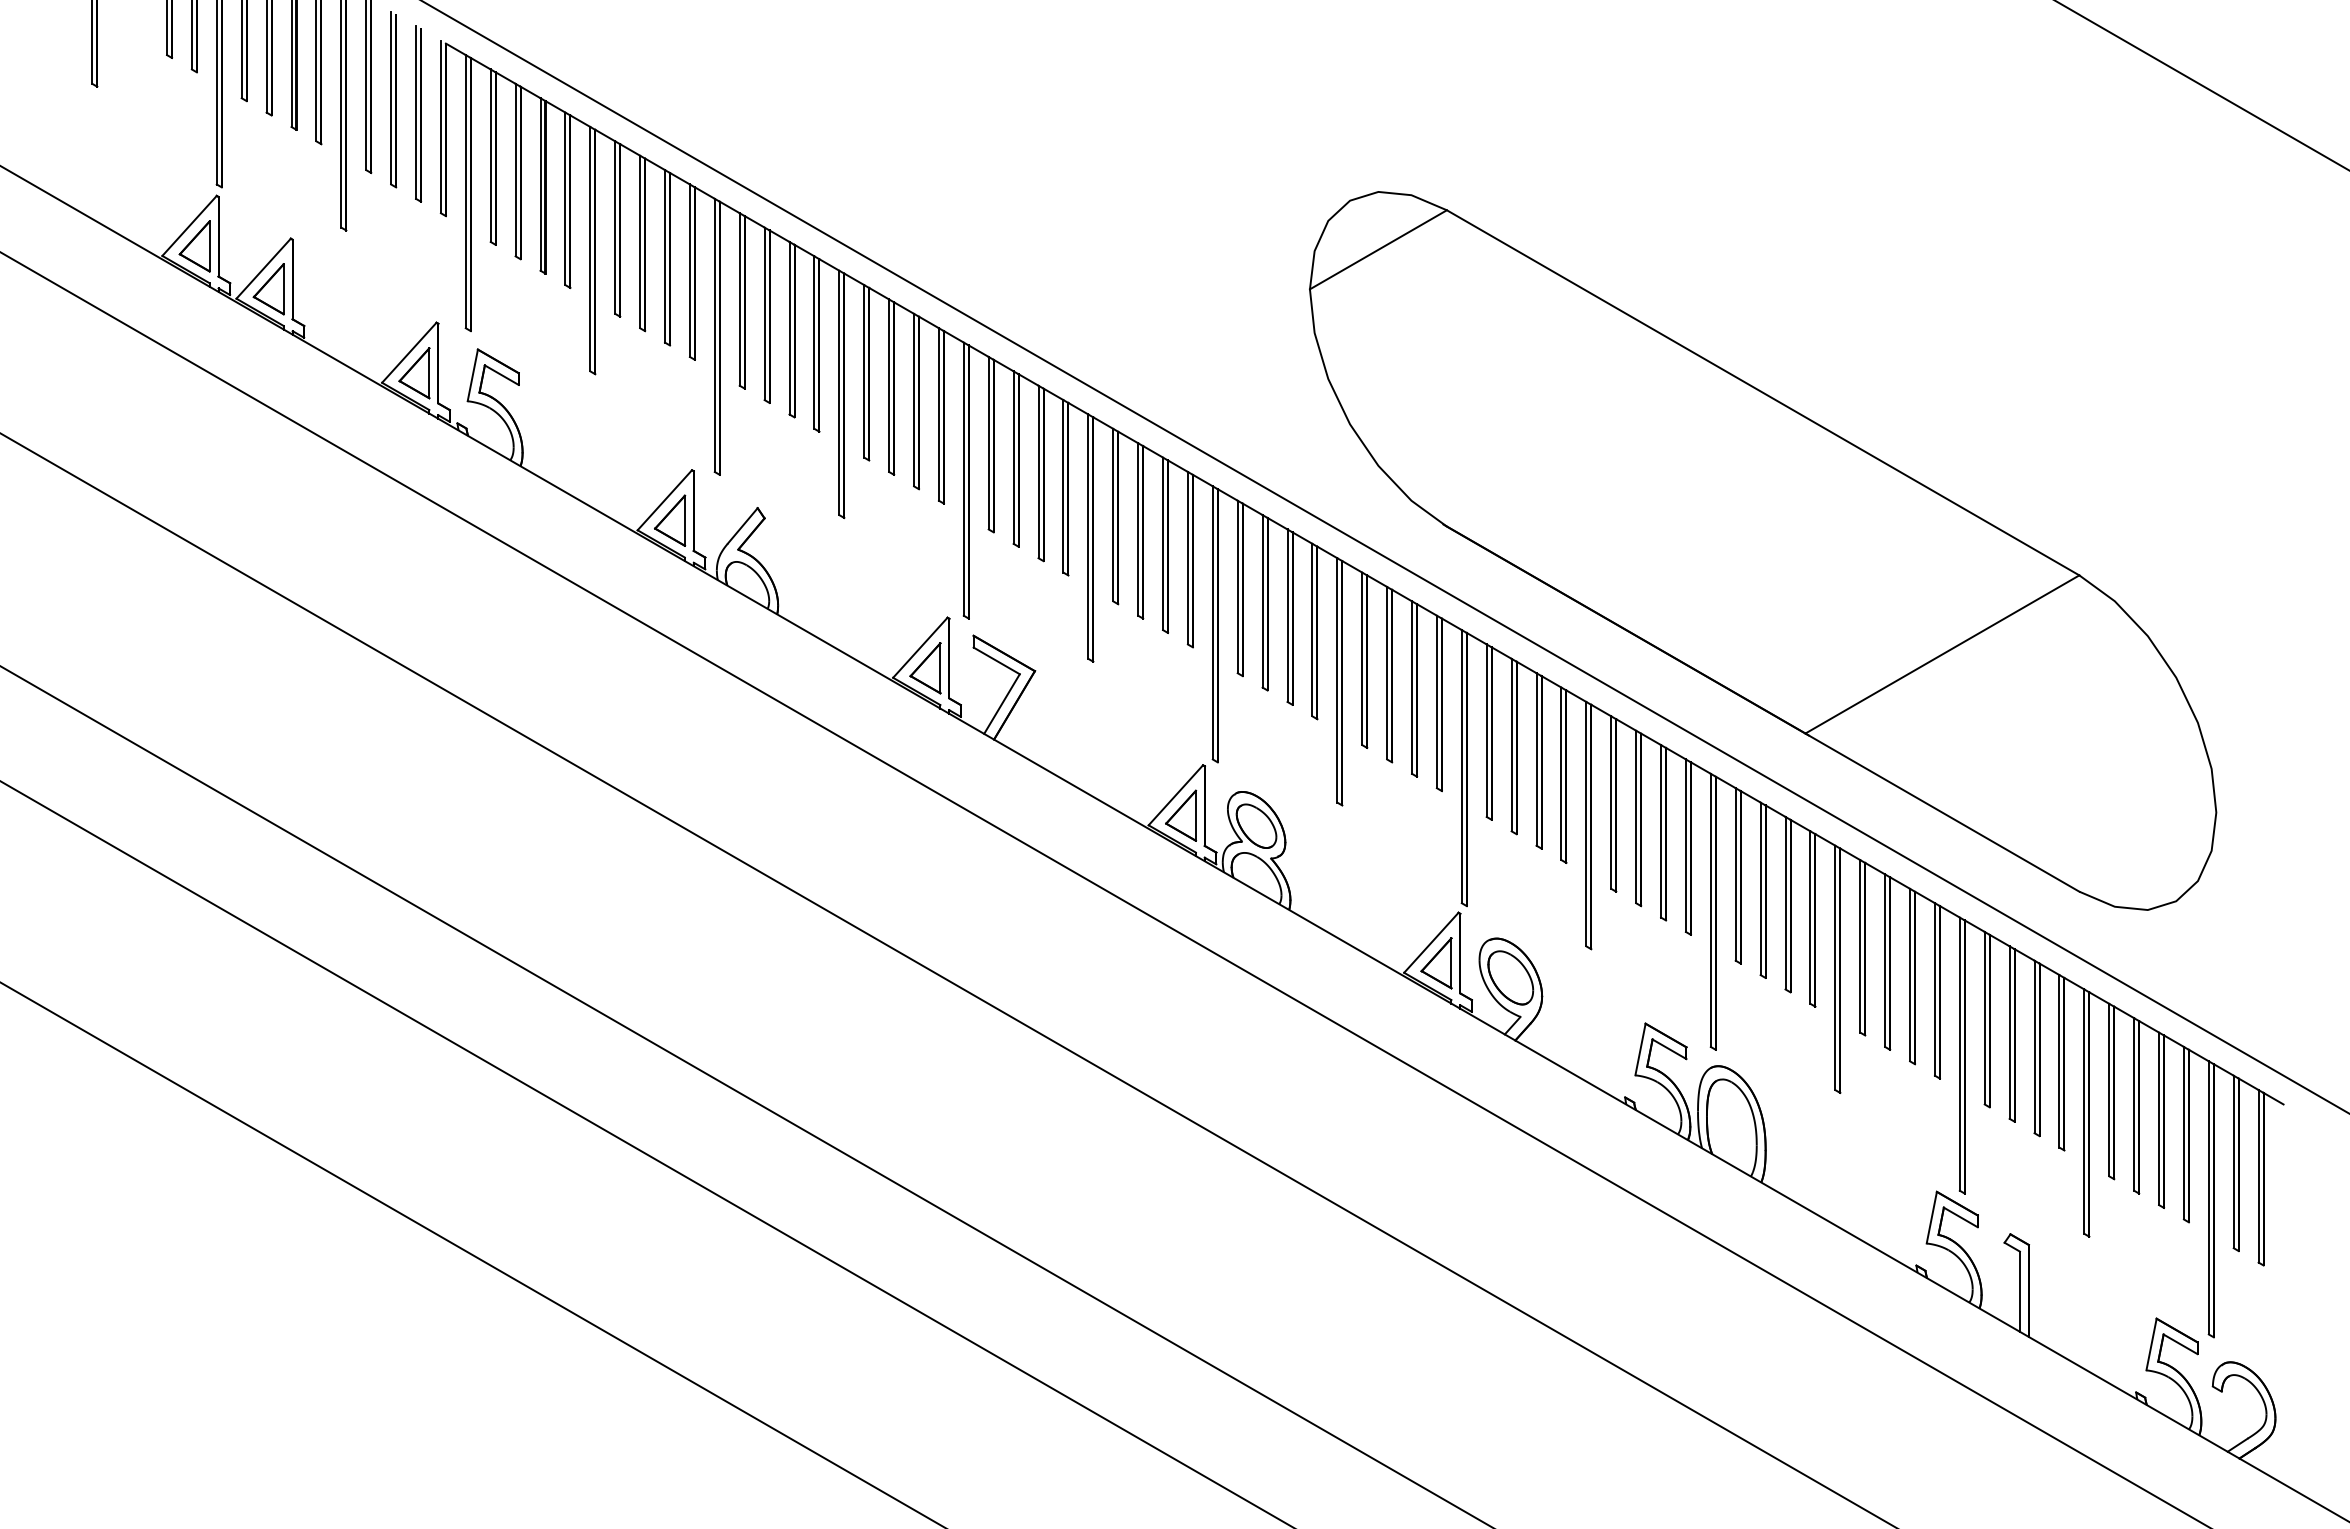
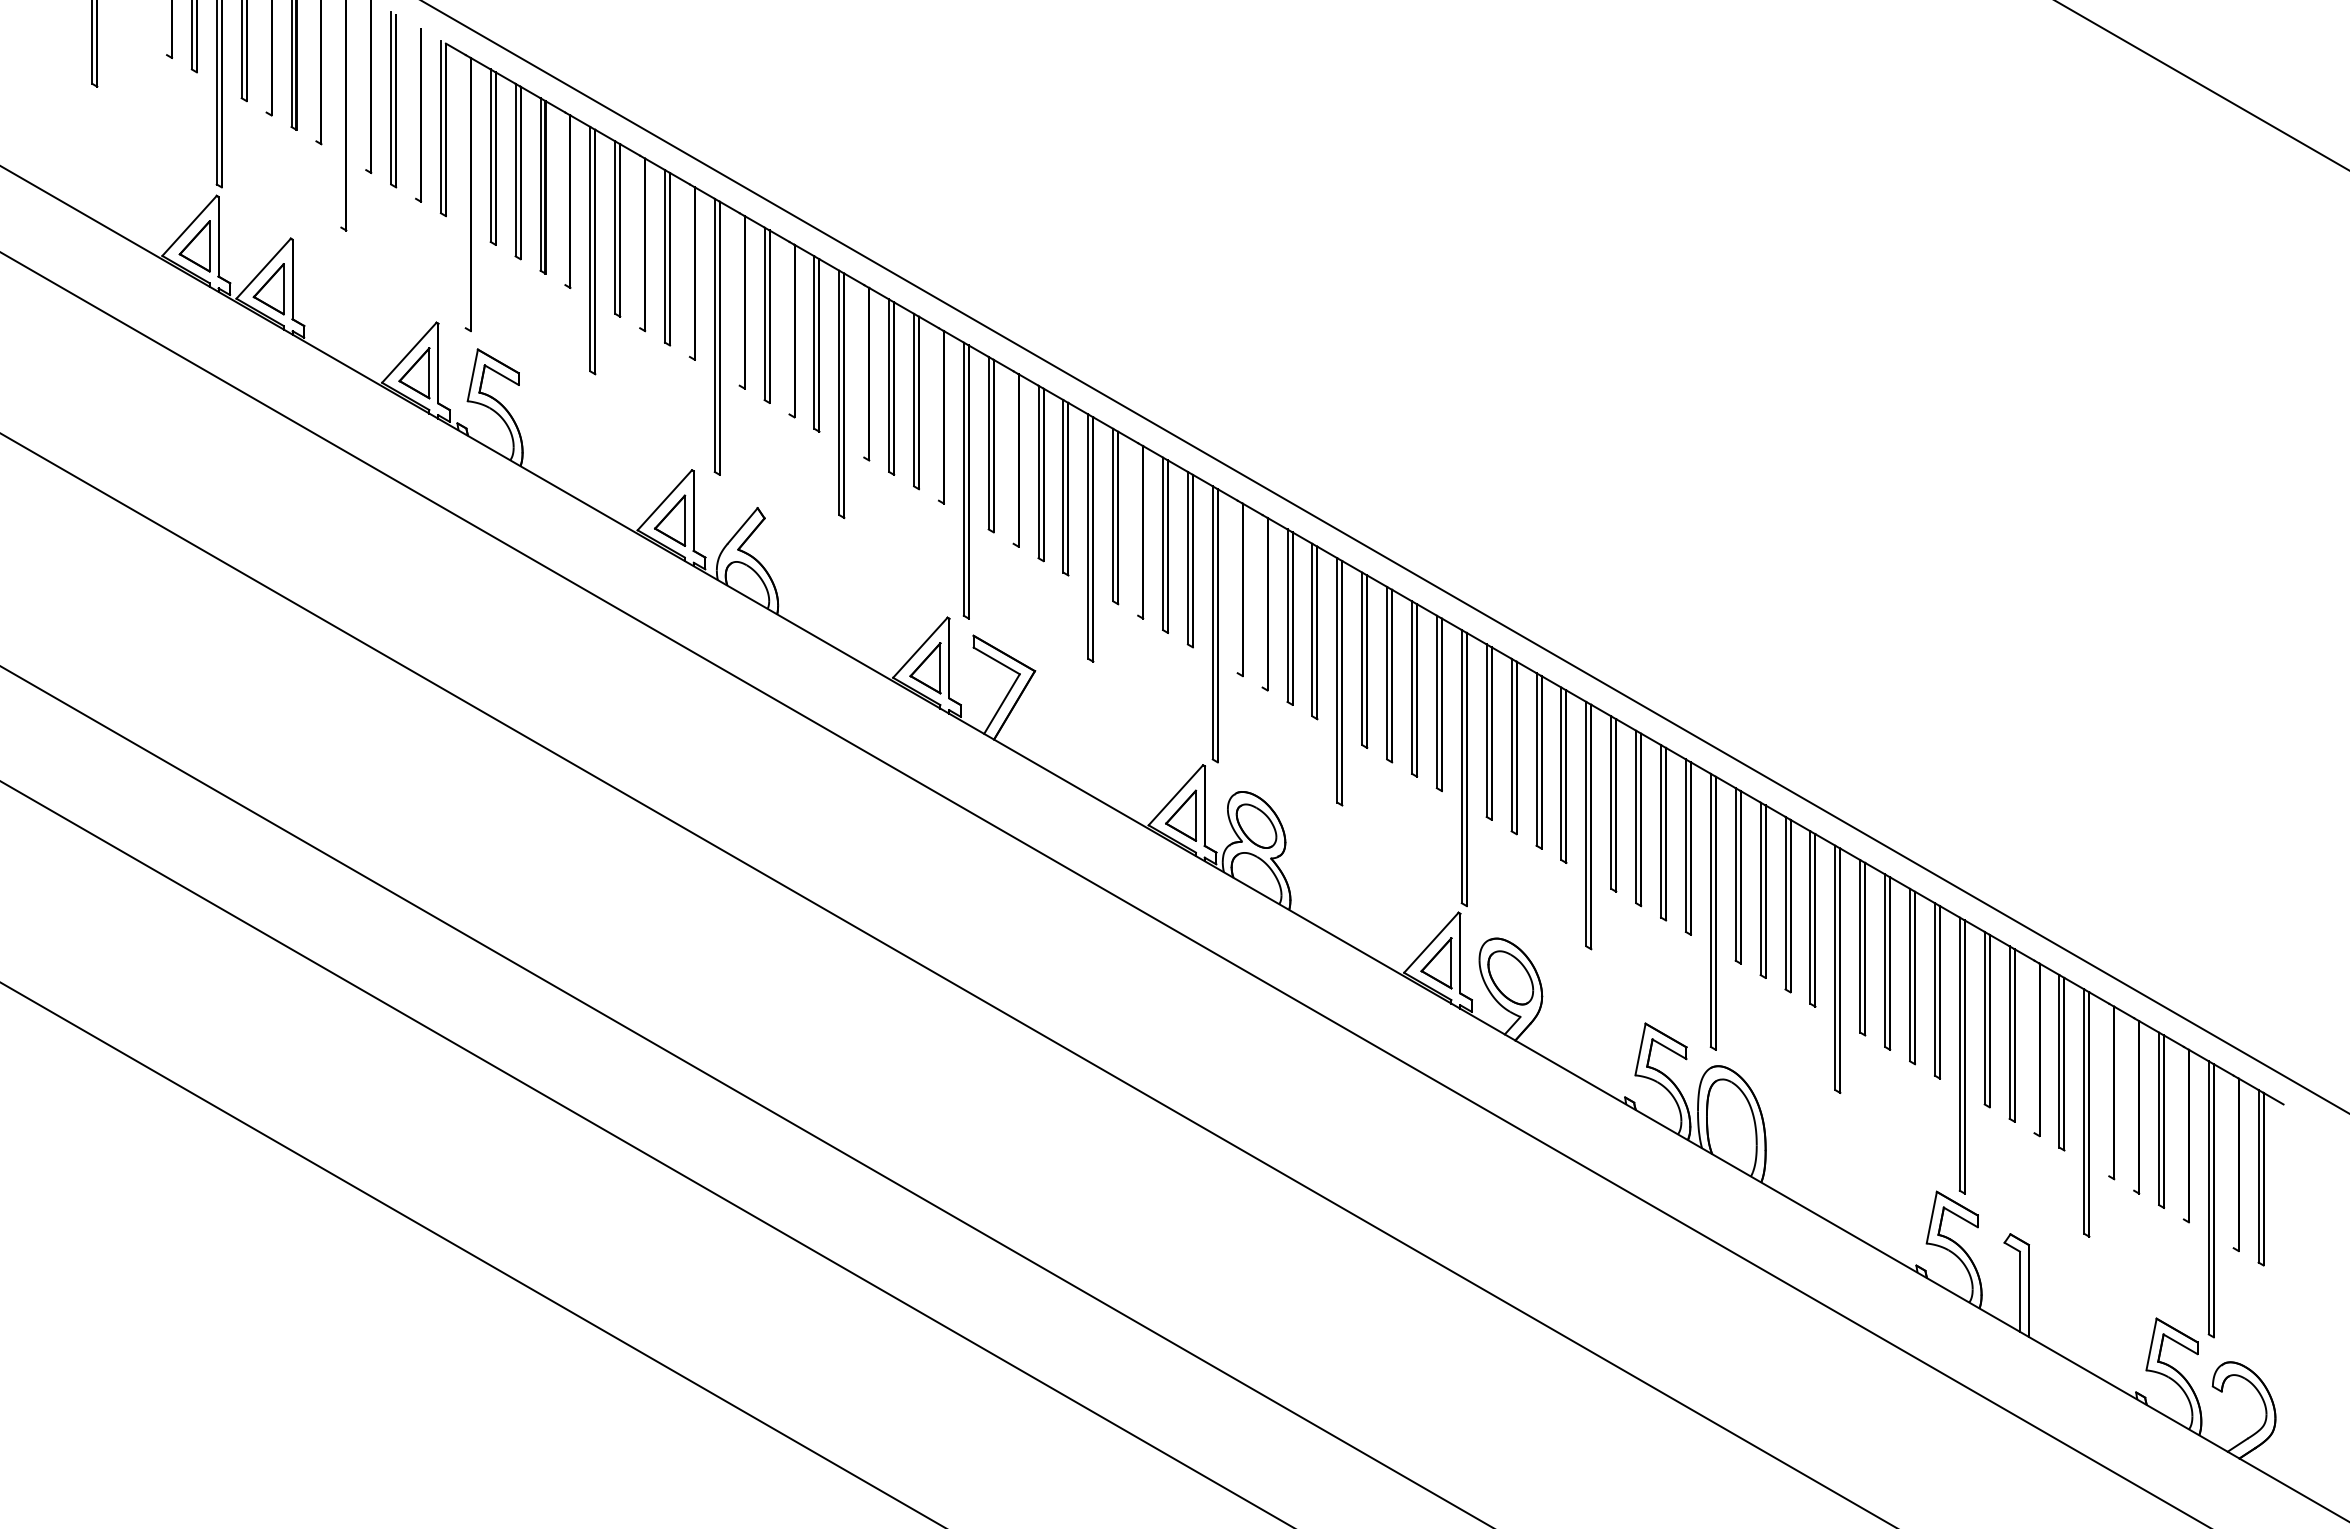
line: present -> none (167, 28)
line: present -> none (266, 57)
line: present -> none (316, 71)
line: present -> none (366, 86)
line: present -> none (416, 112)
line: present -> none (341, 114)
line: present -> none (465, 191)
line: present -> none (565, 198)
line: present -> none (640, 241)
line: present -> none (689, 270)
line: present -> none (739, 299)
line: present -> none (789, 327)
line: present -> none (864, 371)
line: present -> none (938, 414)
line: present -> none (1013, 457)
line: present -> none (1138, 529)
part: present -> none (1763, 550)
line: present -> none (1237, 586)
line: present -> none (1262, 601)
line: present -> none (2034, 1046)
line: present -> none (2109, 1089)
line: present -> none (2134, 1104)
line: present -> none (2183, 1132)
line: present -> none (2233, 1161)
